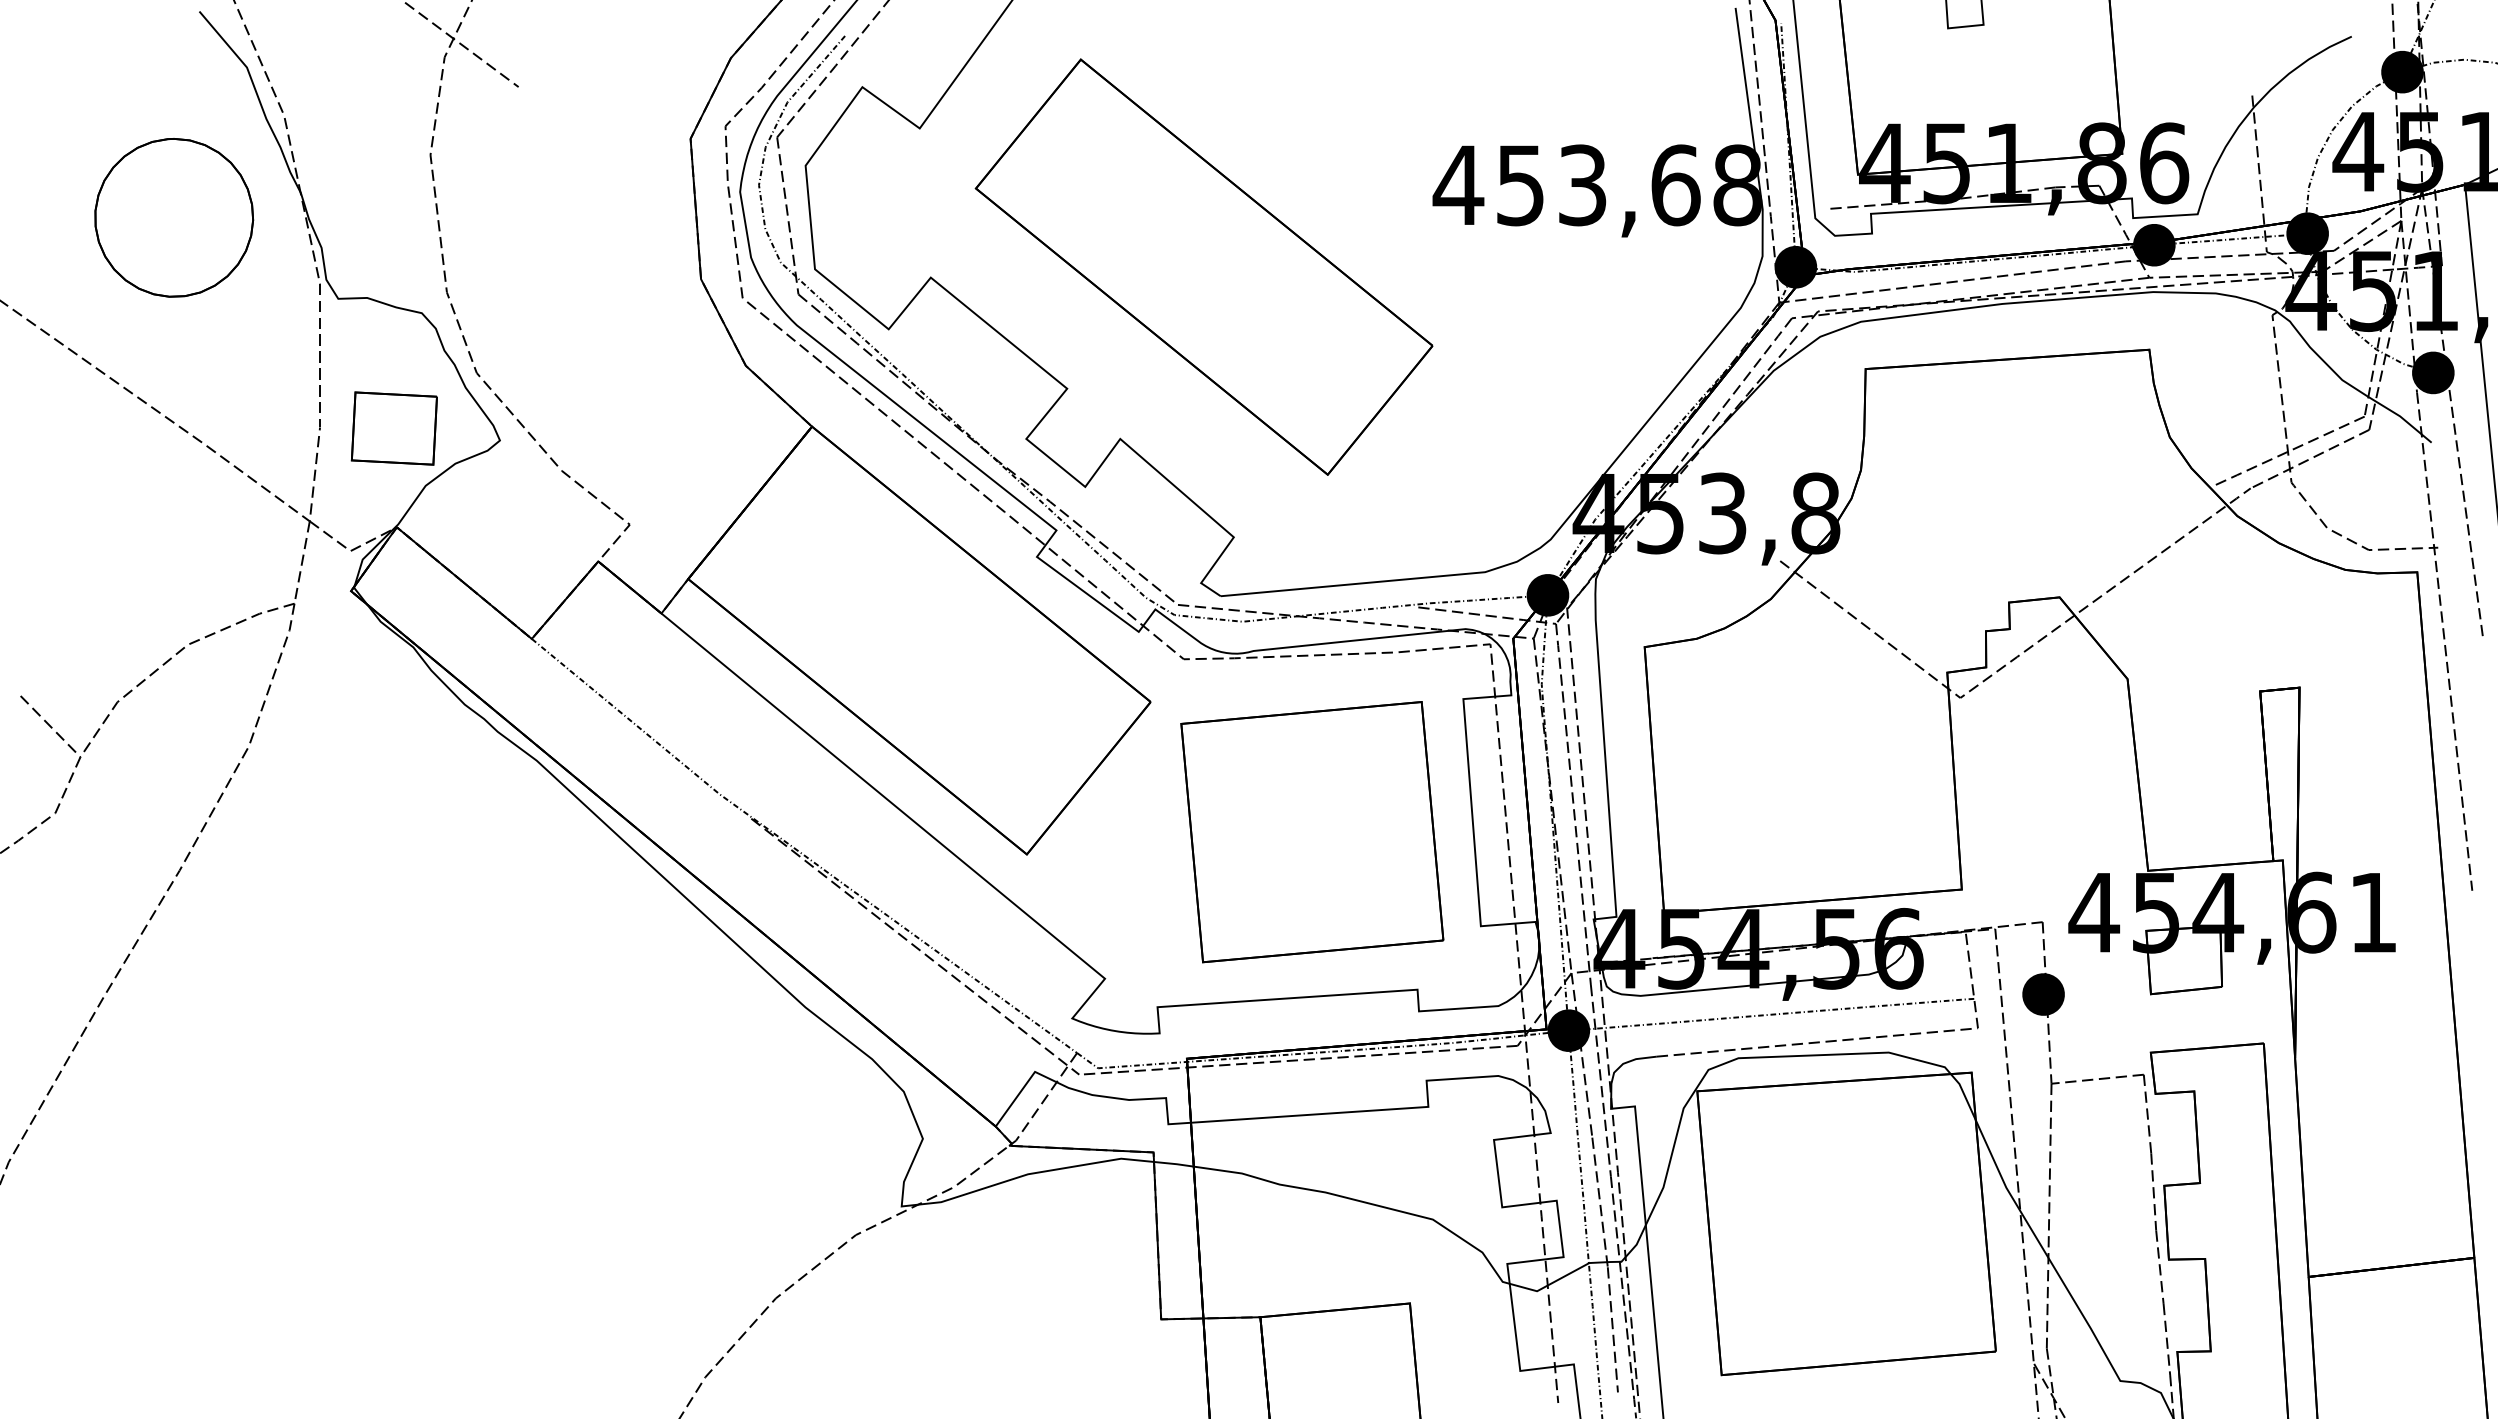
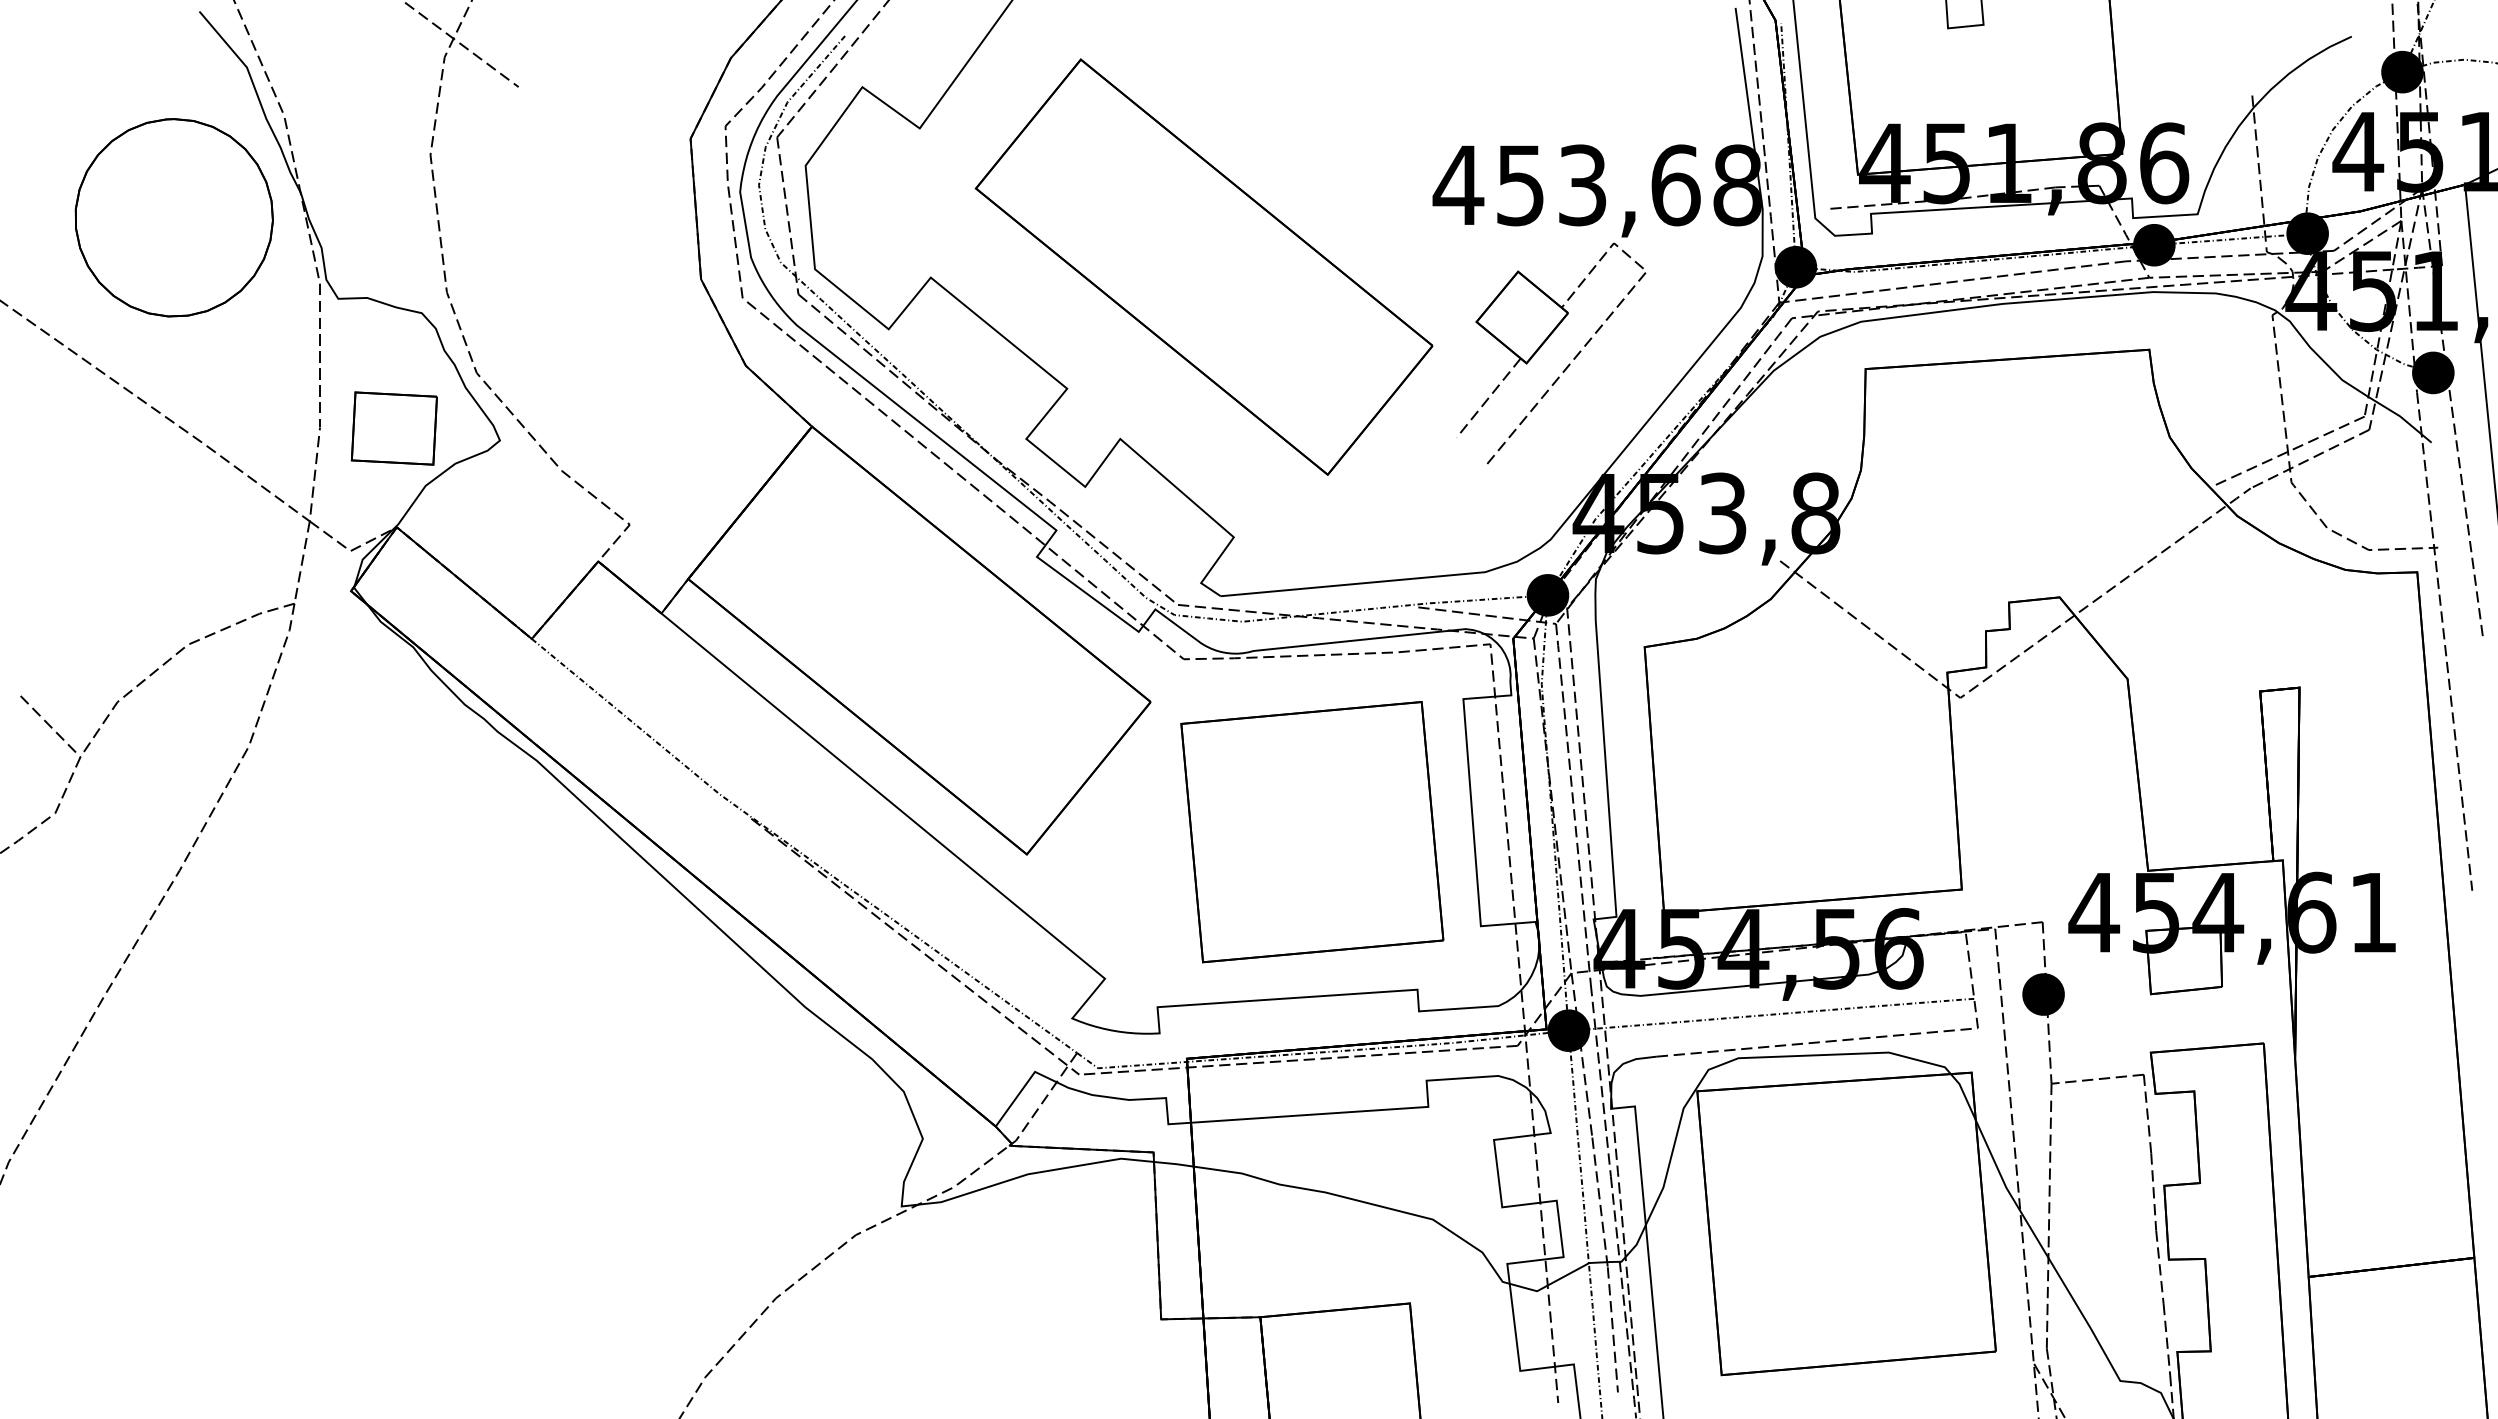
part size: 161x160 px -> 200x200 px (173, 217)
part: none -> present (1541, 347)
